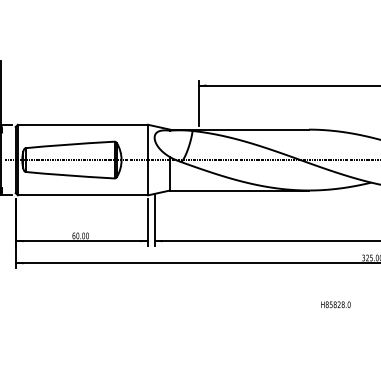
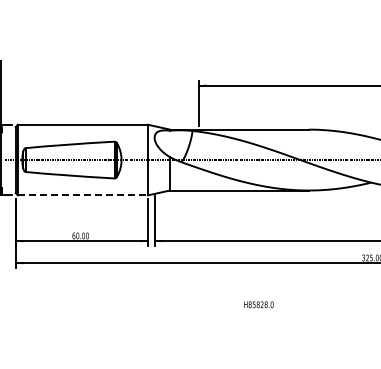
line: solid -> dashed (83, 195)
text position: (335, 304) -> (258, 304) (258, 304)
